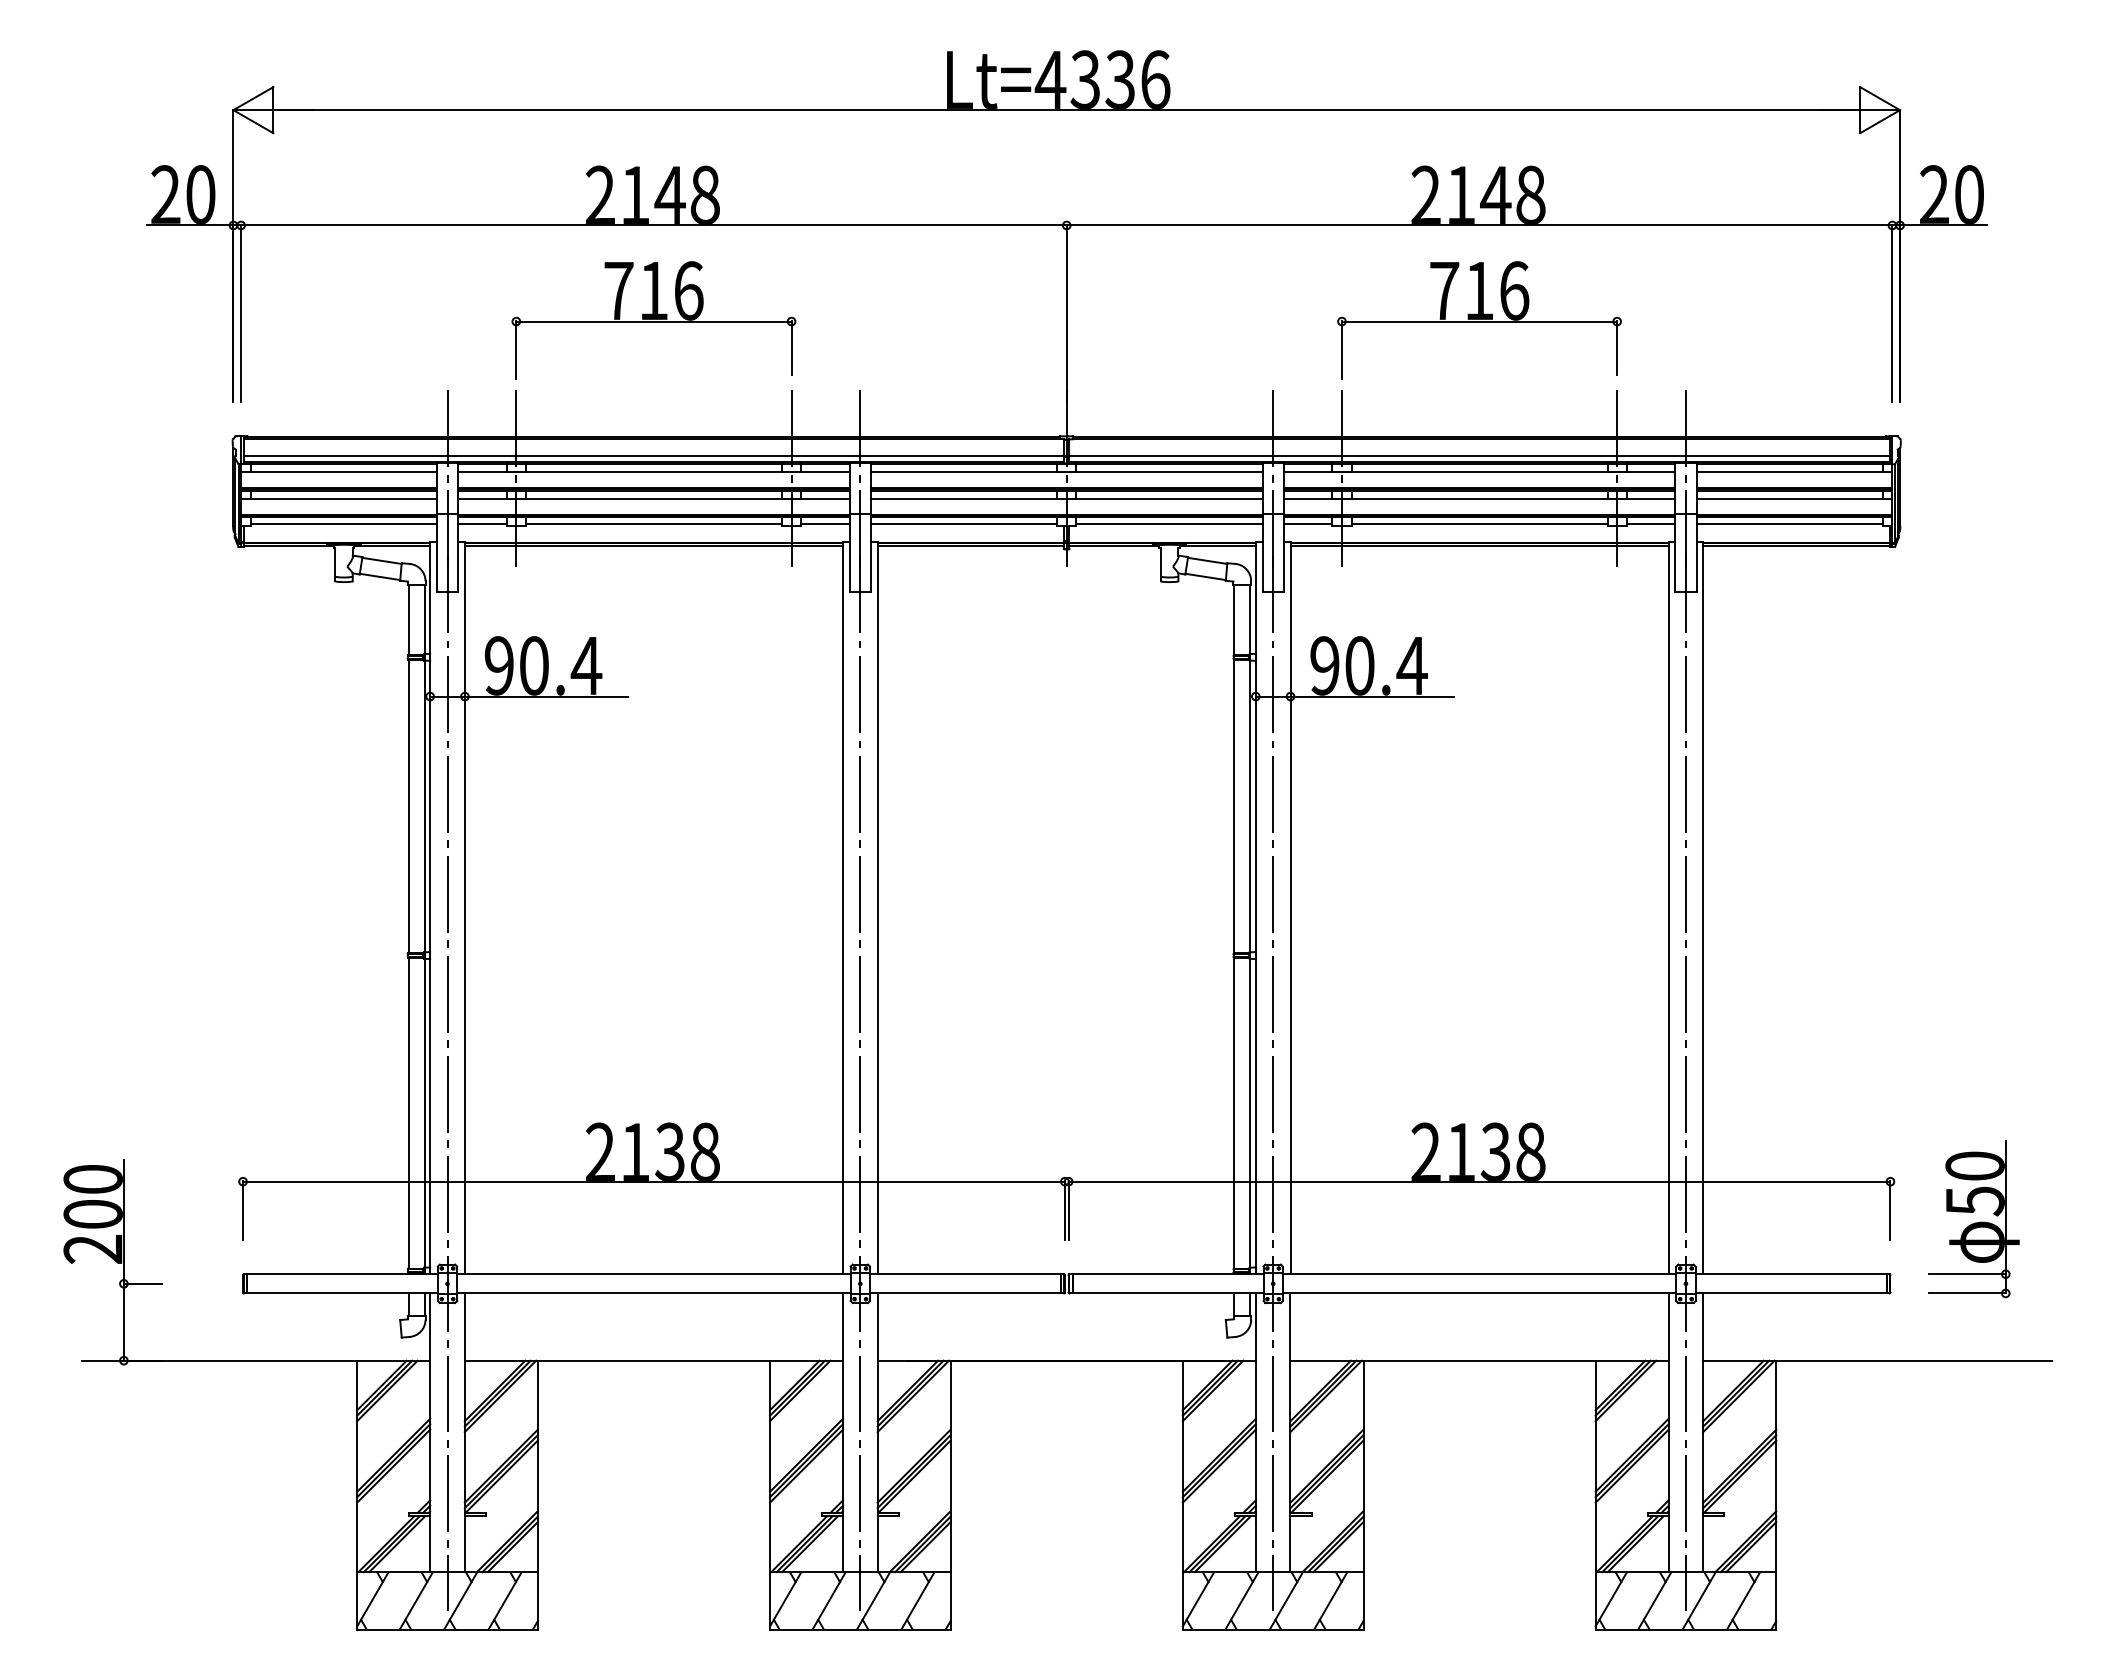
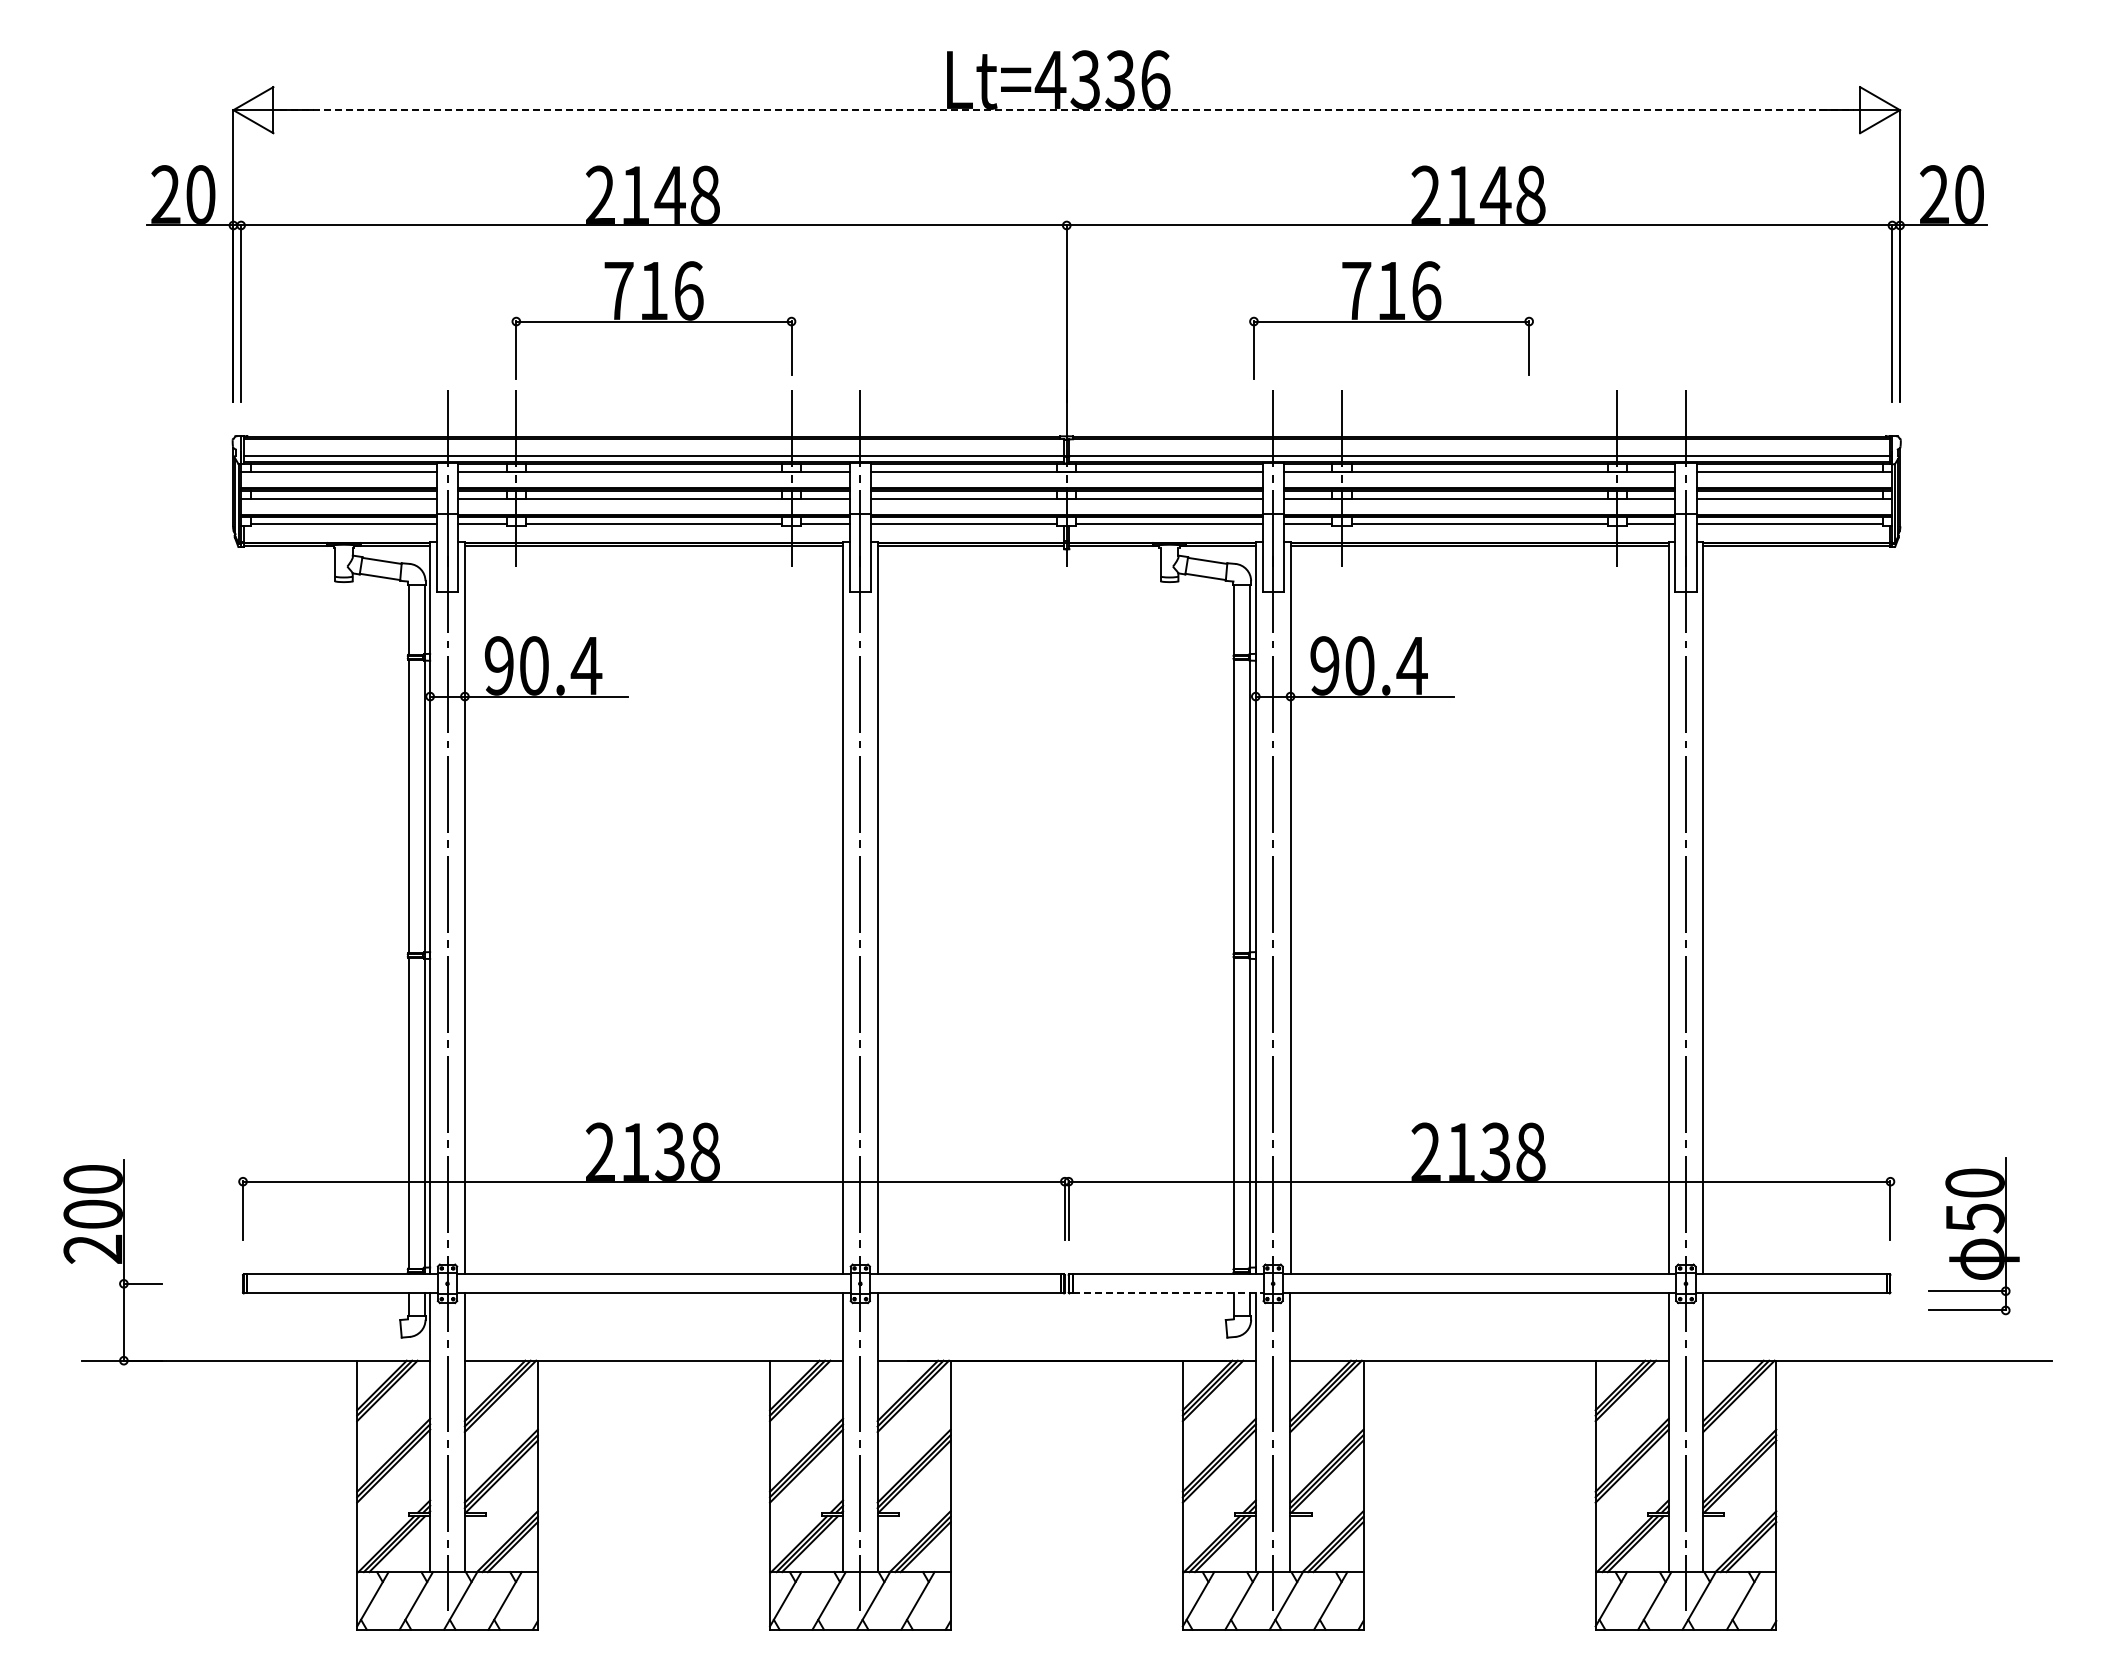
line: solid -> dashed (1067, 110)
part position: (1479, 320) -> (1391, 320) (1391, 320)
part position: (1973, 1219) -> (1973, 1236) (1973, 1236)
line: solid -> dashed (1168, 1293)
